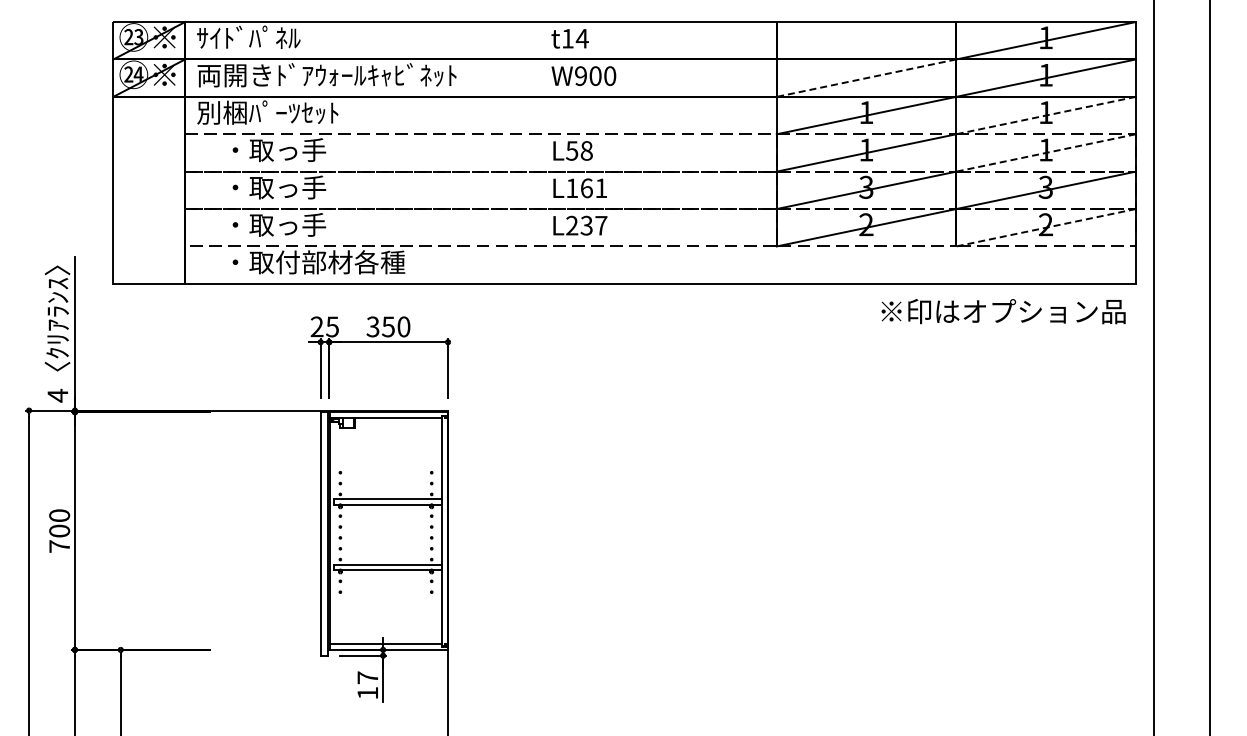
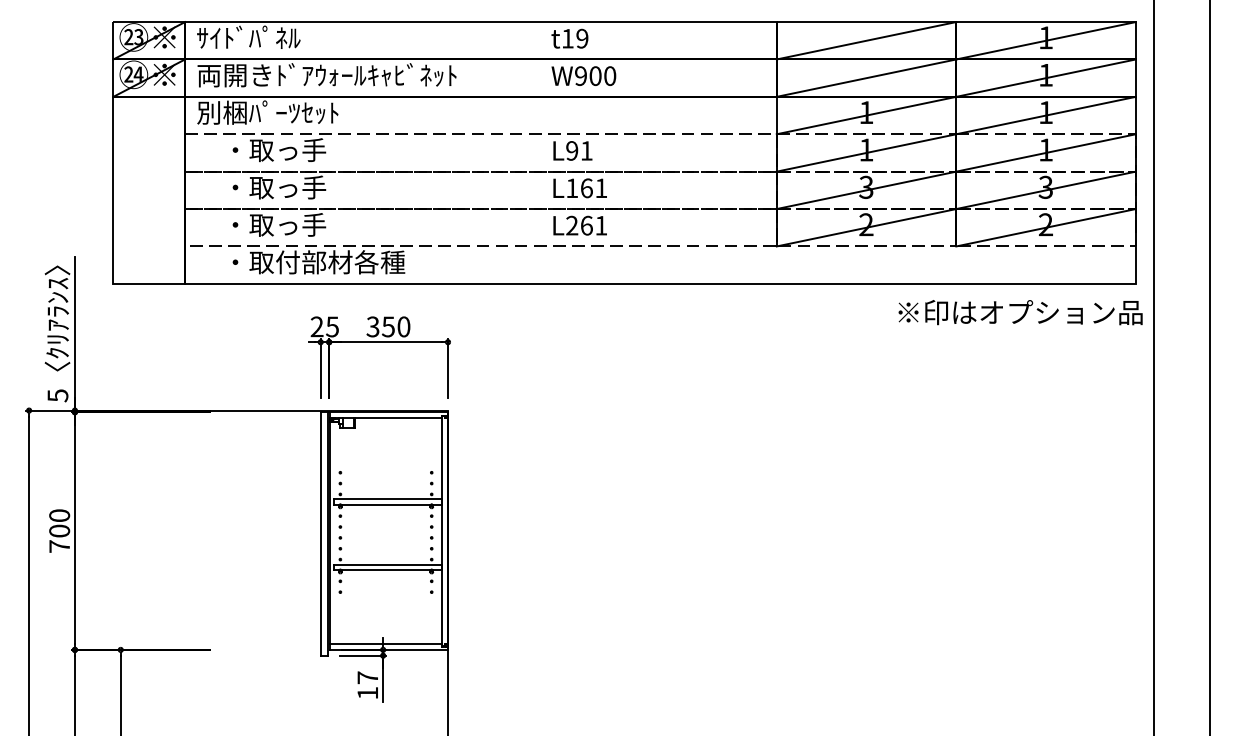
text: t14 -> t19 (581, 38)
line: none -> present (866, 40)
line: dashed -> solid (866, 78)
line: dashed -> solid (1046, 115)
text: L58 -> L91 (579, 150)
line: dashed -> solid (1046, 152)
text: L237 -> L261 (593, 225)
line: dashed -> solid (1046, 227)
text position: (1003, 311) -> (1020, 312) (1020, 312)
text: 4 -> 5 (57, 395)
